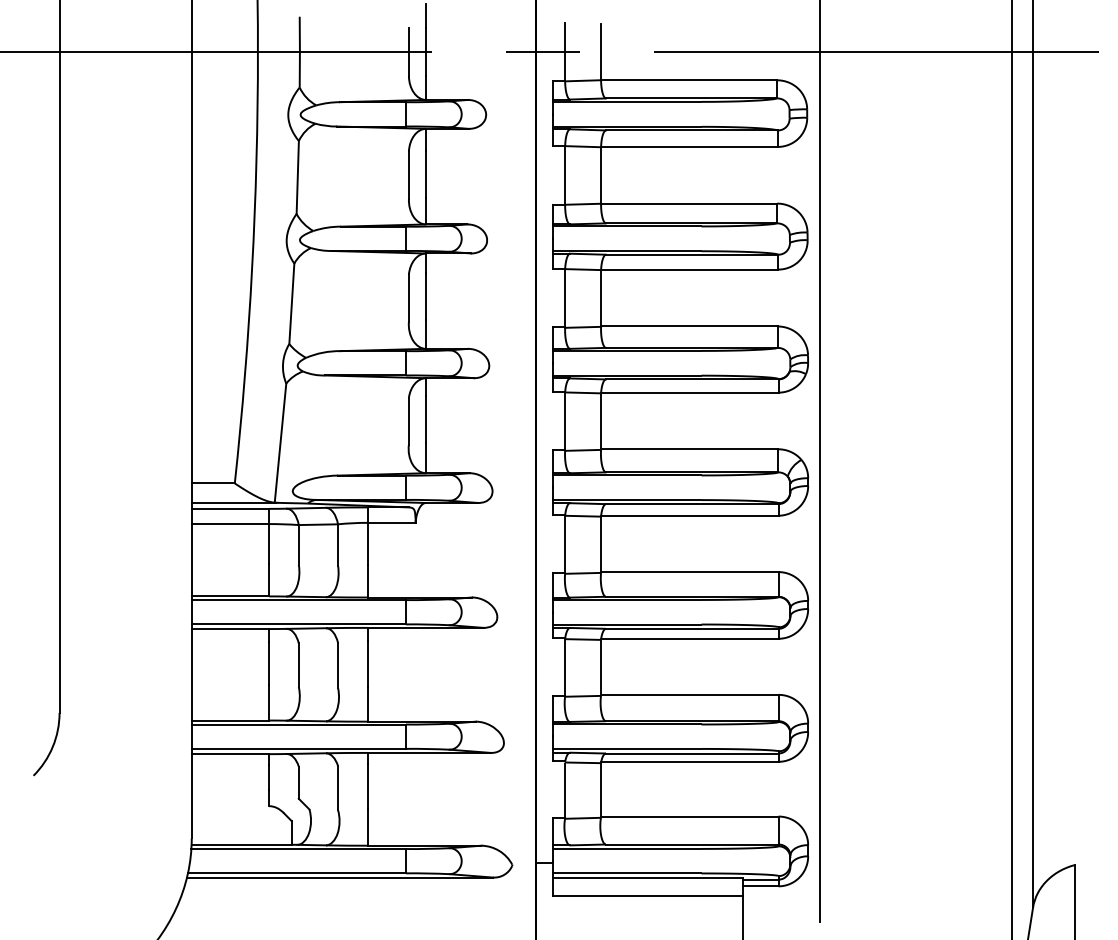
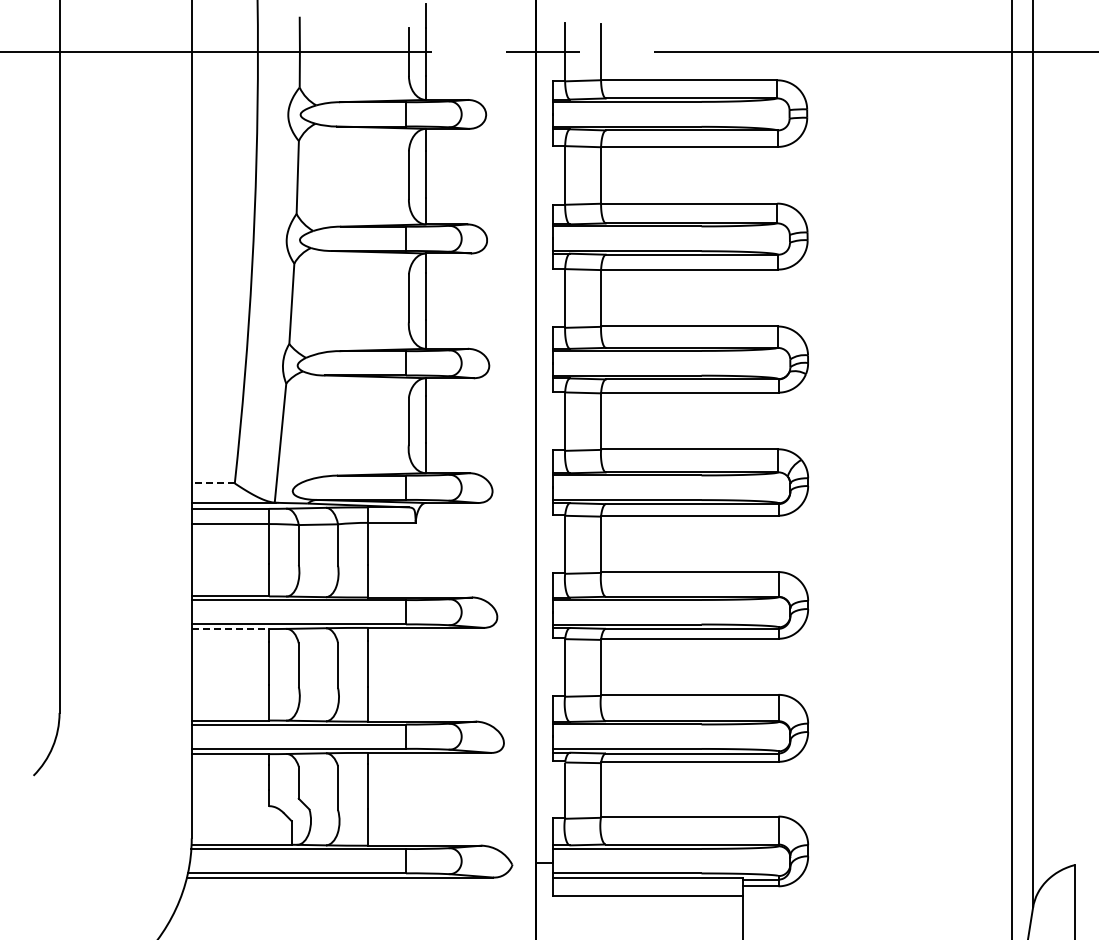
line: present -> none (820, 461)
line: solid -> dashed (213, 483)
line: solid -> dashed (230, 629)
